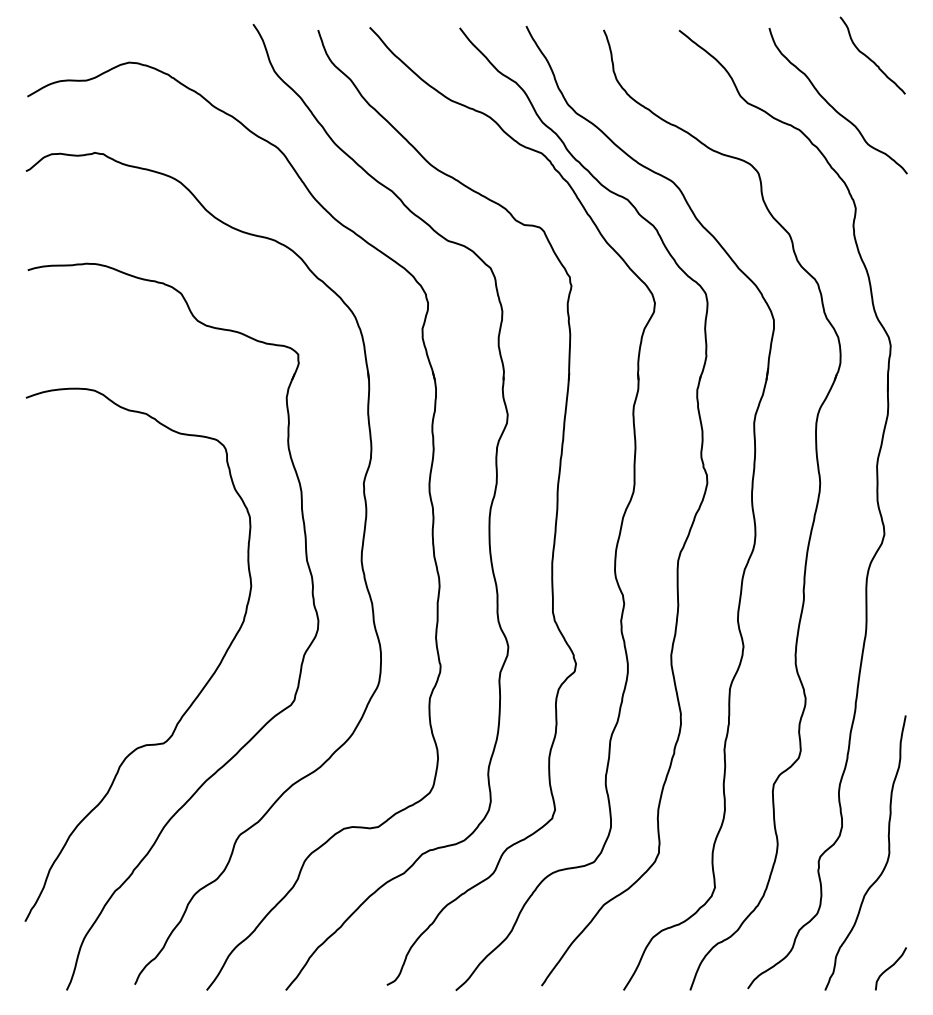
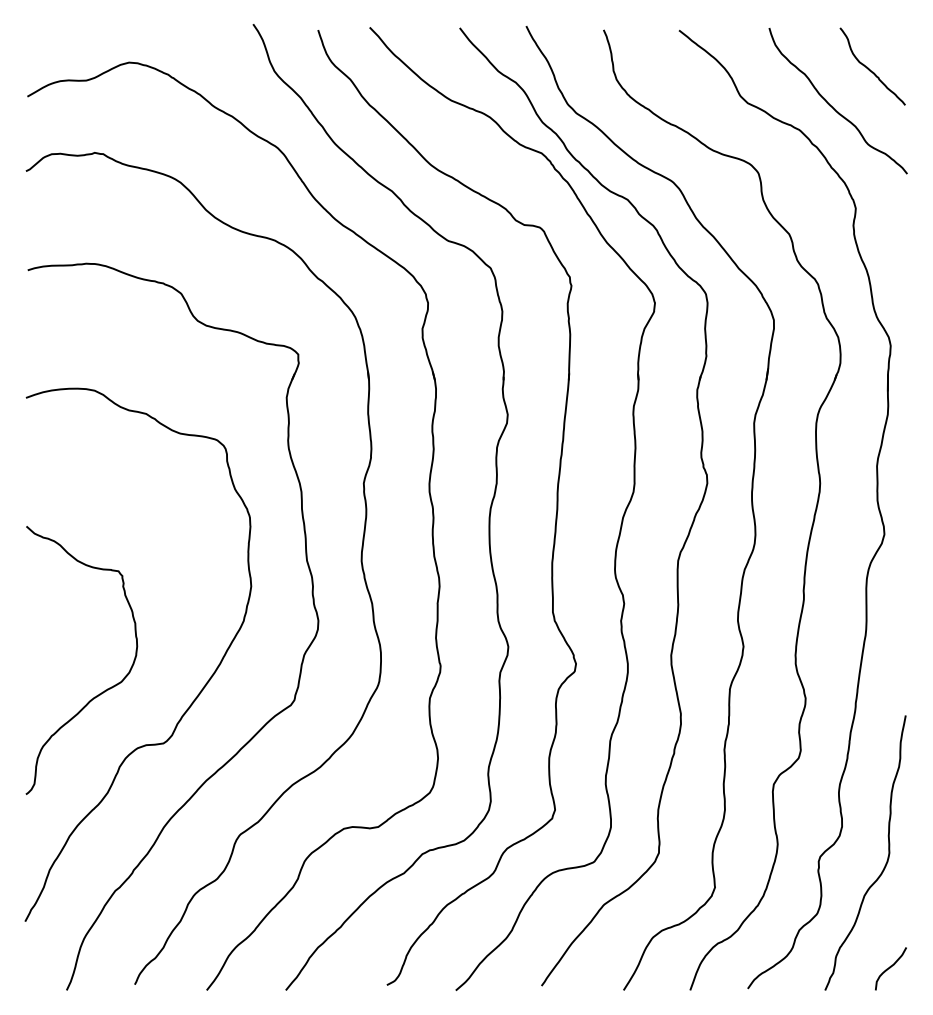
curve position: (869, 57) -> (869, 68) (869, 68)
curve: none -> present (102, 691)
